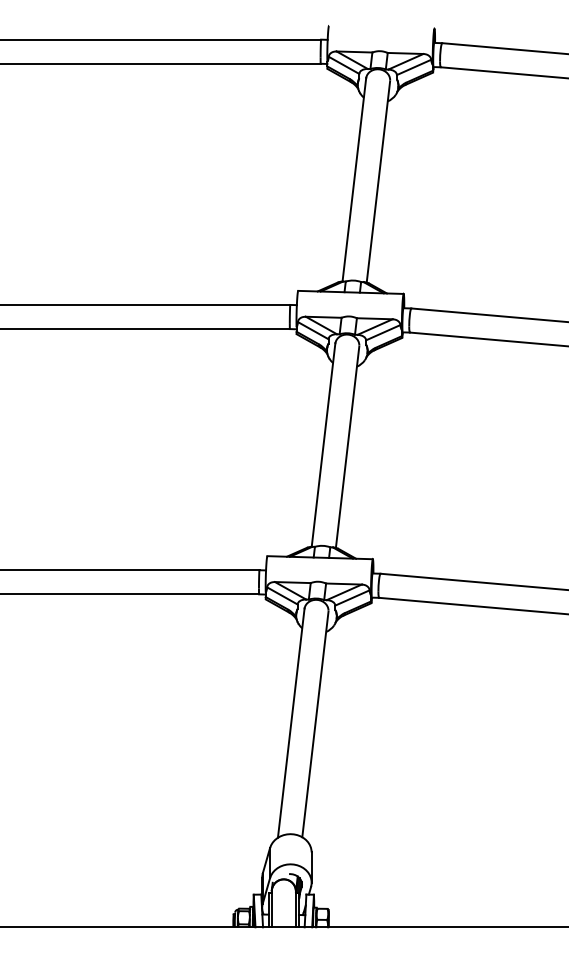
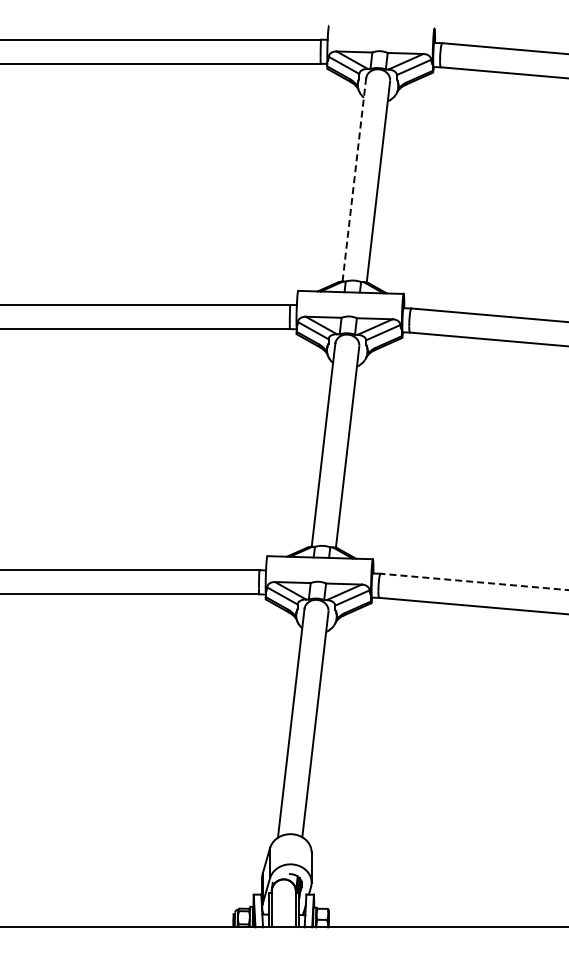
line: solid -> dashed (354, 179)
line: solid -> dashed (474, 581)
